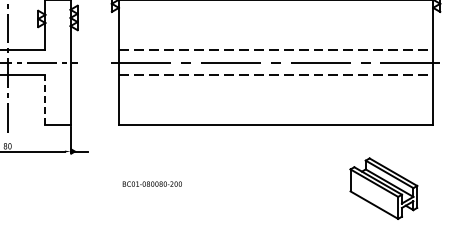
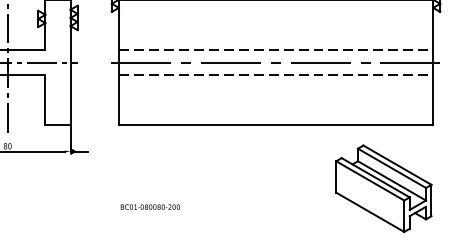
line: dashed -> solid (45, 99)
text position: (151, 183) -> (149, 206) (149, 206)
part size: 70x63 px -> 98x89 px (383, 188)
